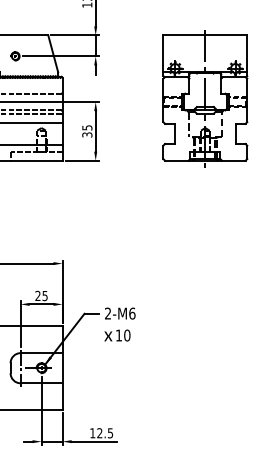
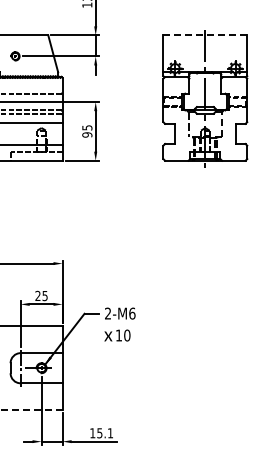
line: solid -> dashed (205, 35)
text: 35 -> 95 (87, 134)
line: solid -> dashed (31, 410)
text: 12.5 -> 15.1 (105, 433)
